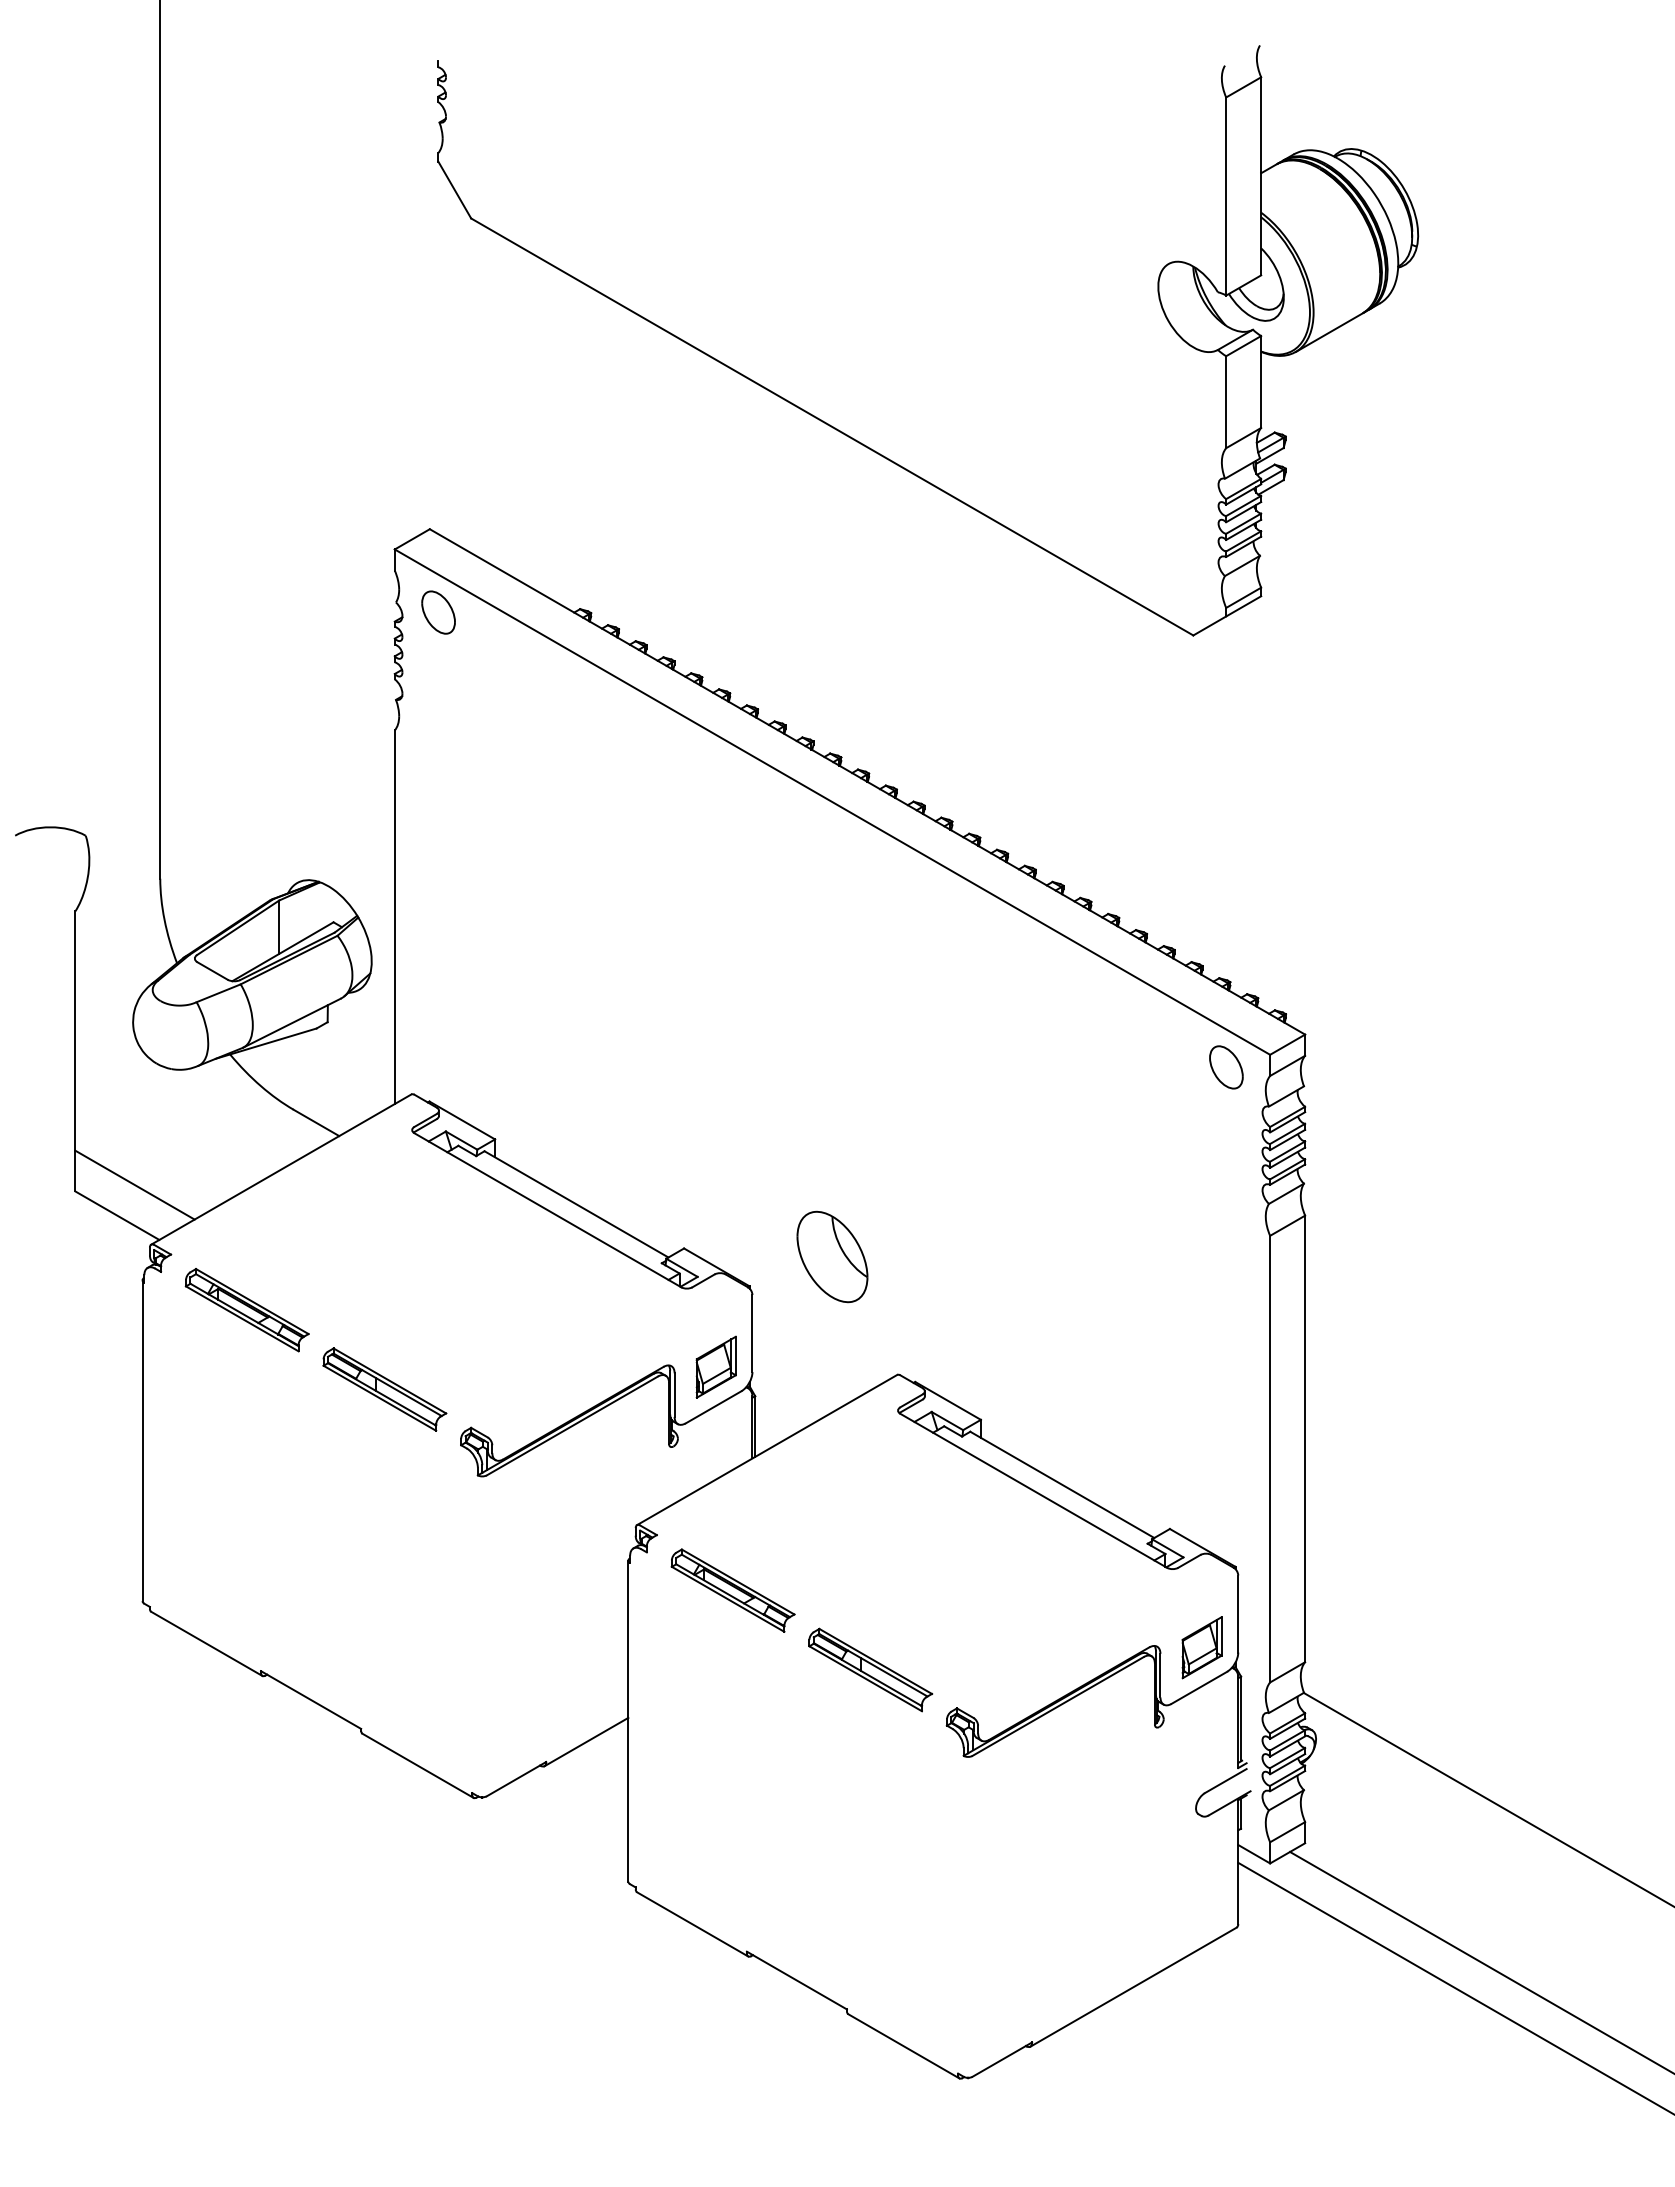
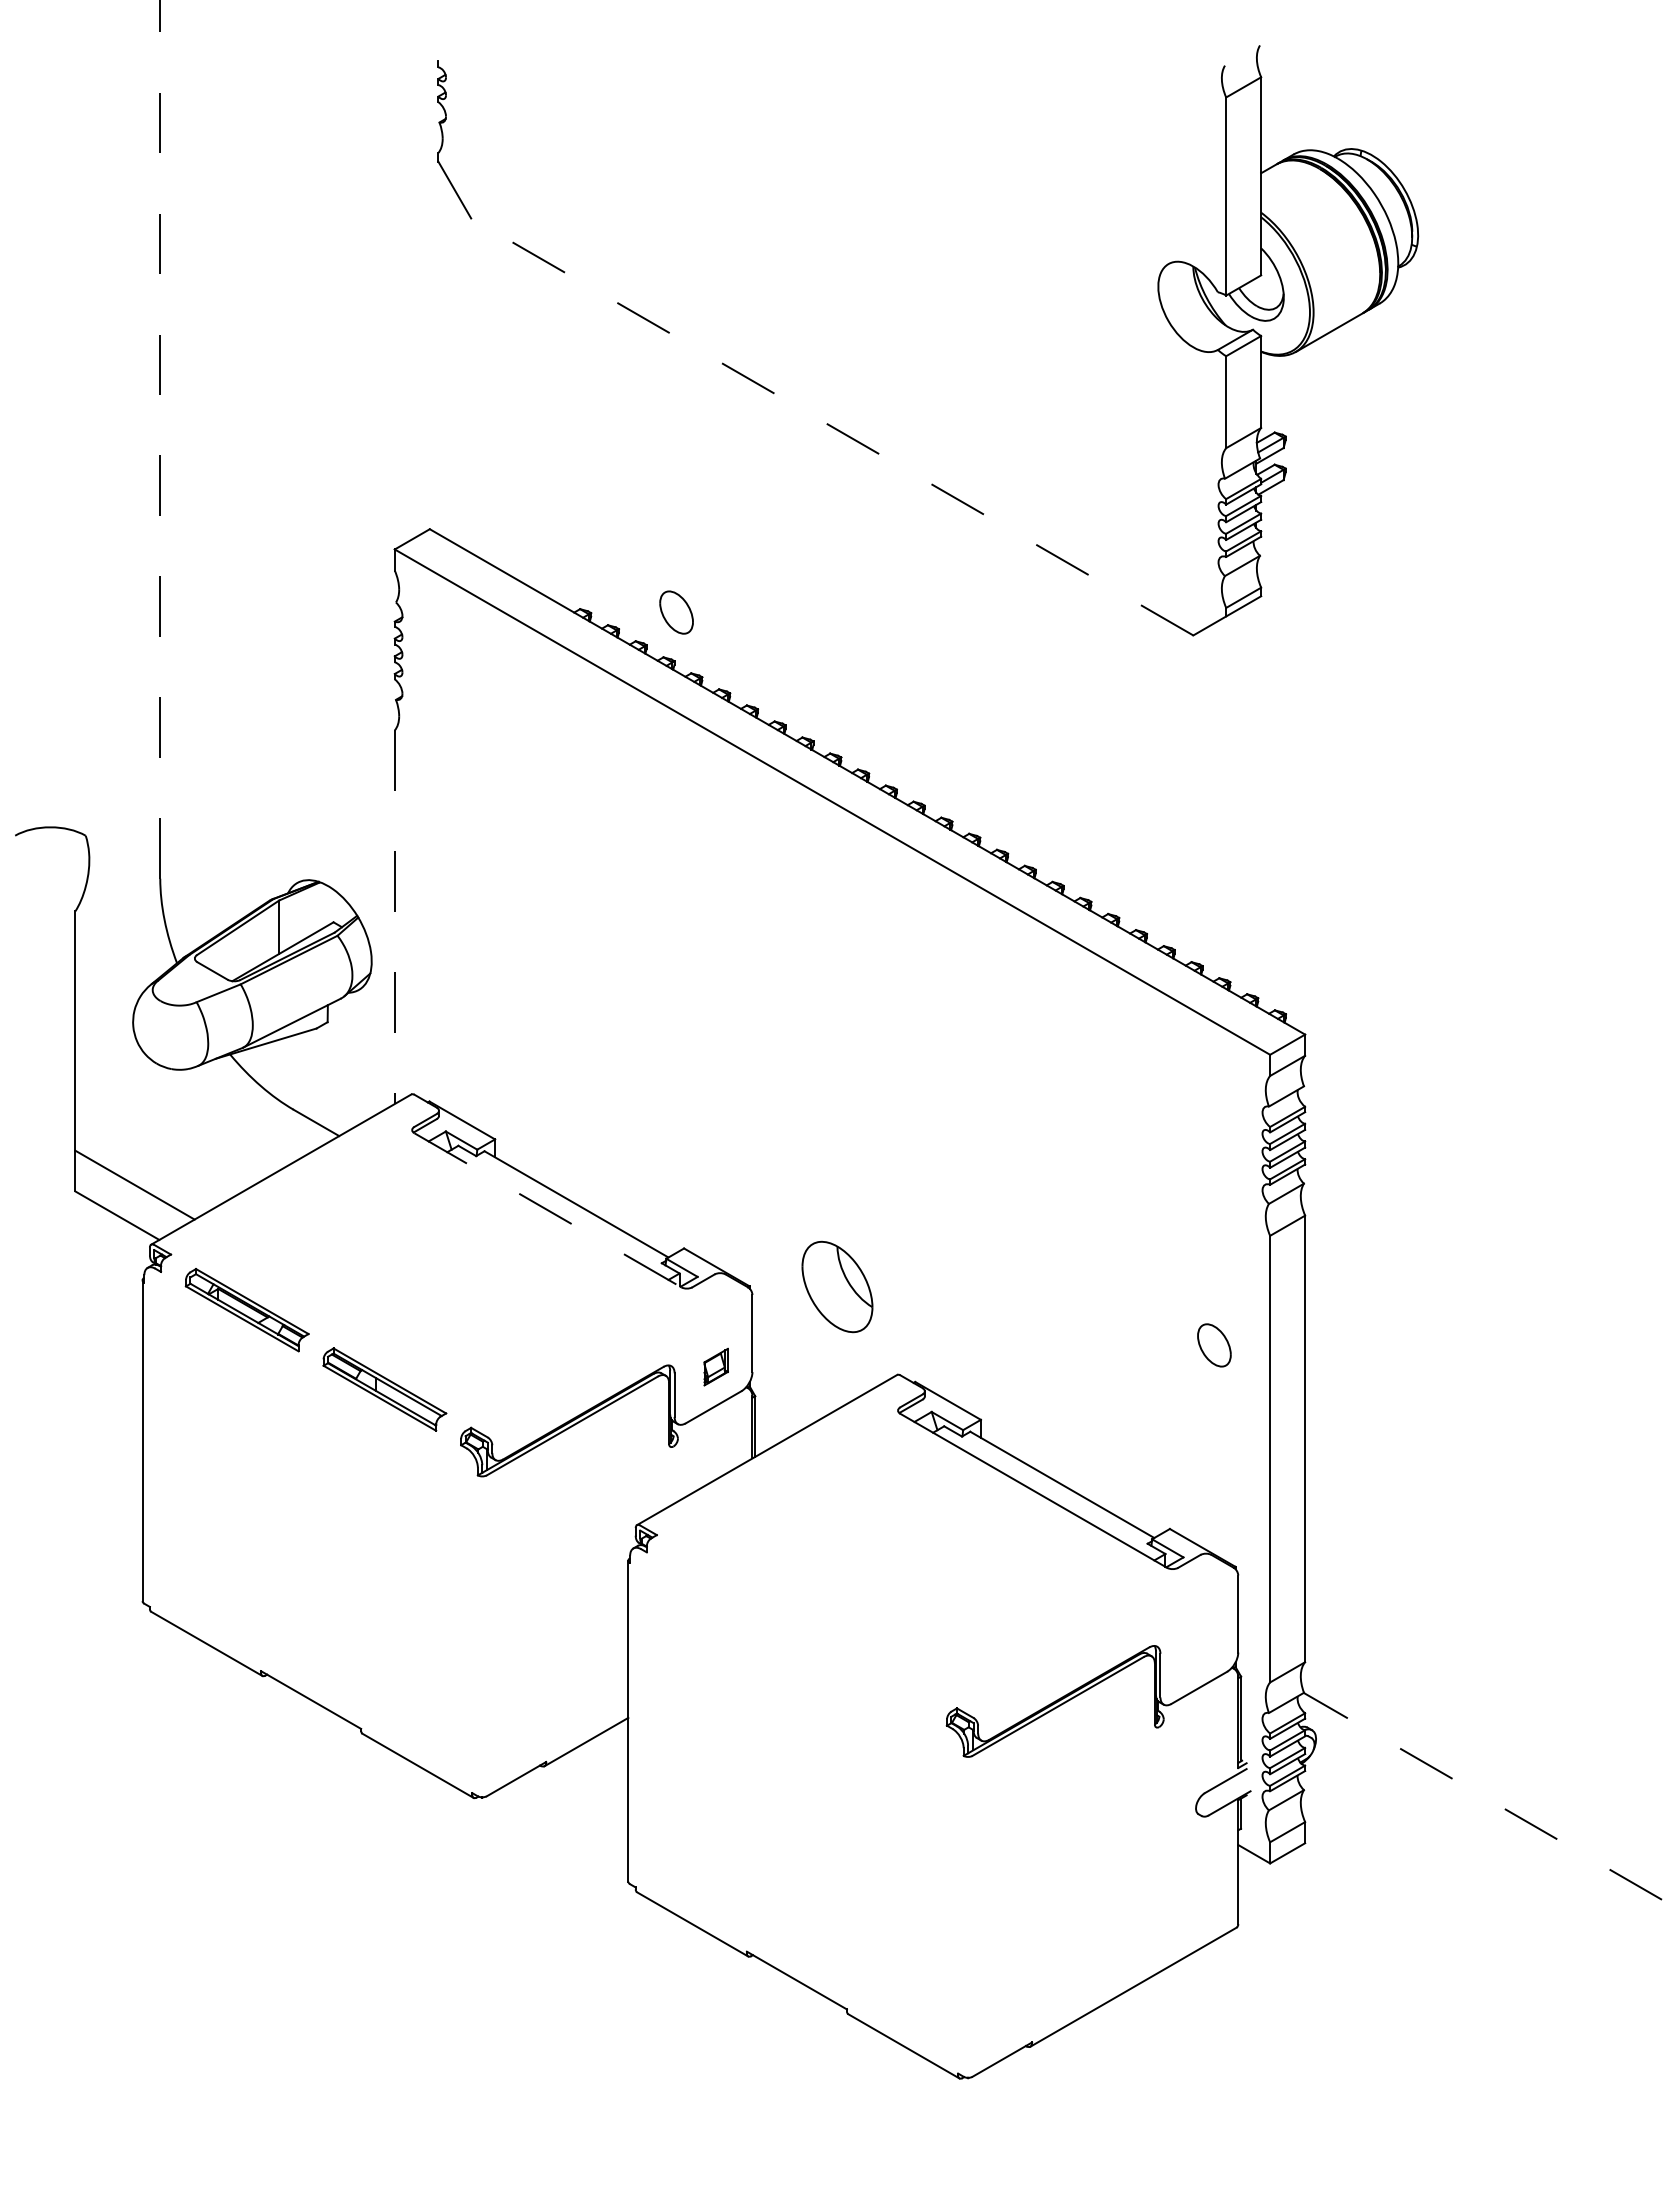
line: solid -> dashed (832, 426)
line: solid -> dashed (160, 439)
part position: (438, 612) -> (676, 612) (676, 612)
line: solid -> dashed (394, 917)
part position: (1226, 1067) -> (1214, 1345) (1214, 1345)
line: solid -> dashed (548, 1210)
part position: (832, 1256) -> (837, 1286) (837, 1286)
part size: 42x64 px -> 26x40 px (715, 1366)
part: present -> none (732, 1590)
part: present -> none (1201, 1647)
part: present -> none (870, 1669)
line: solid -> dashed (1488, 1799)
line: present -> none (1480, 1961)
line: present -> none (1454, 1987)
